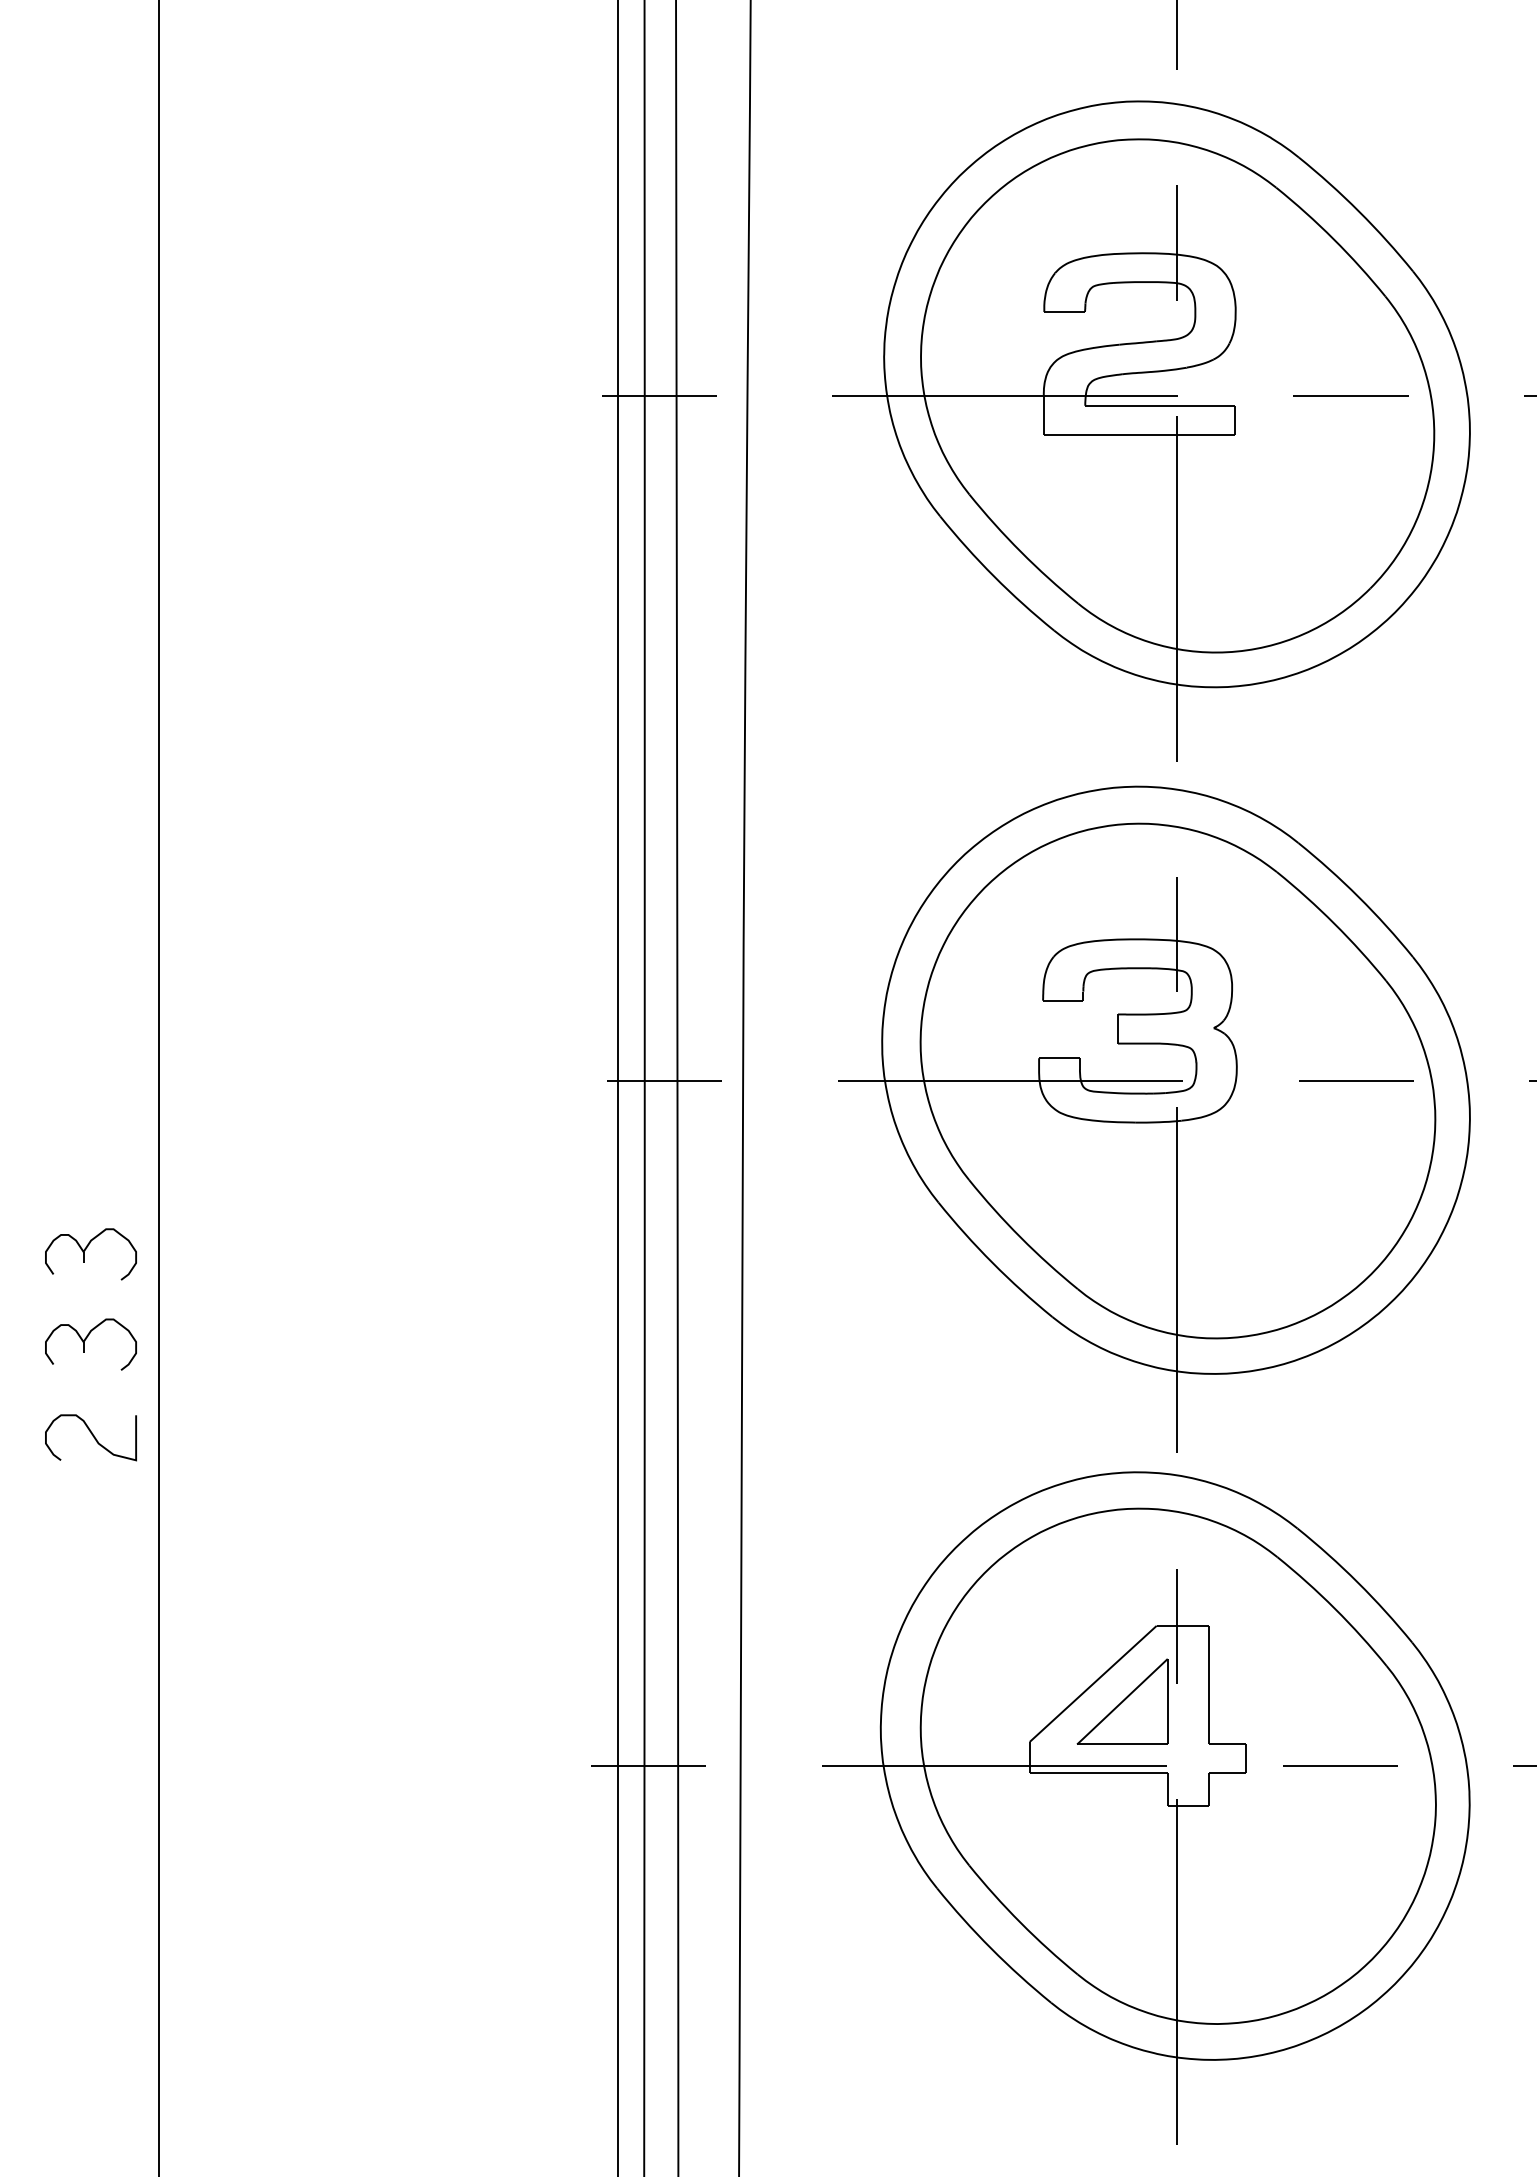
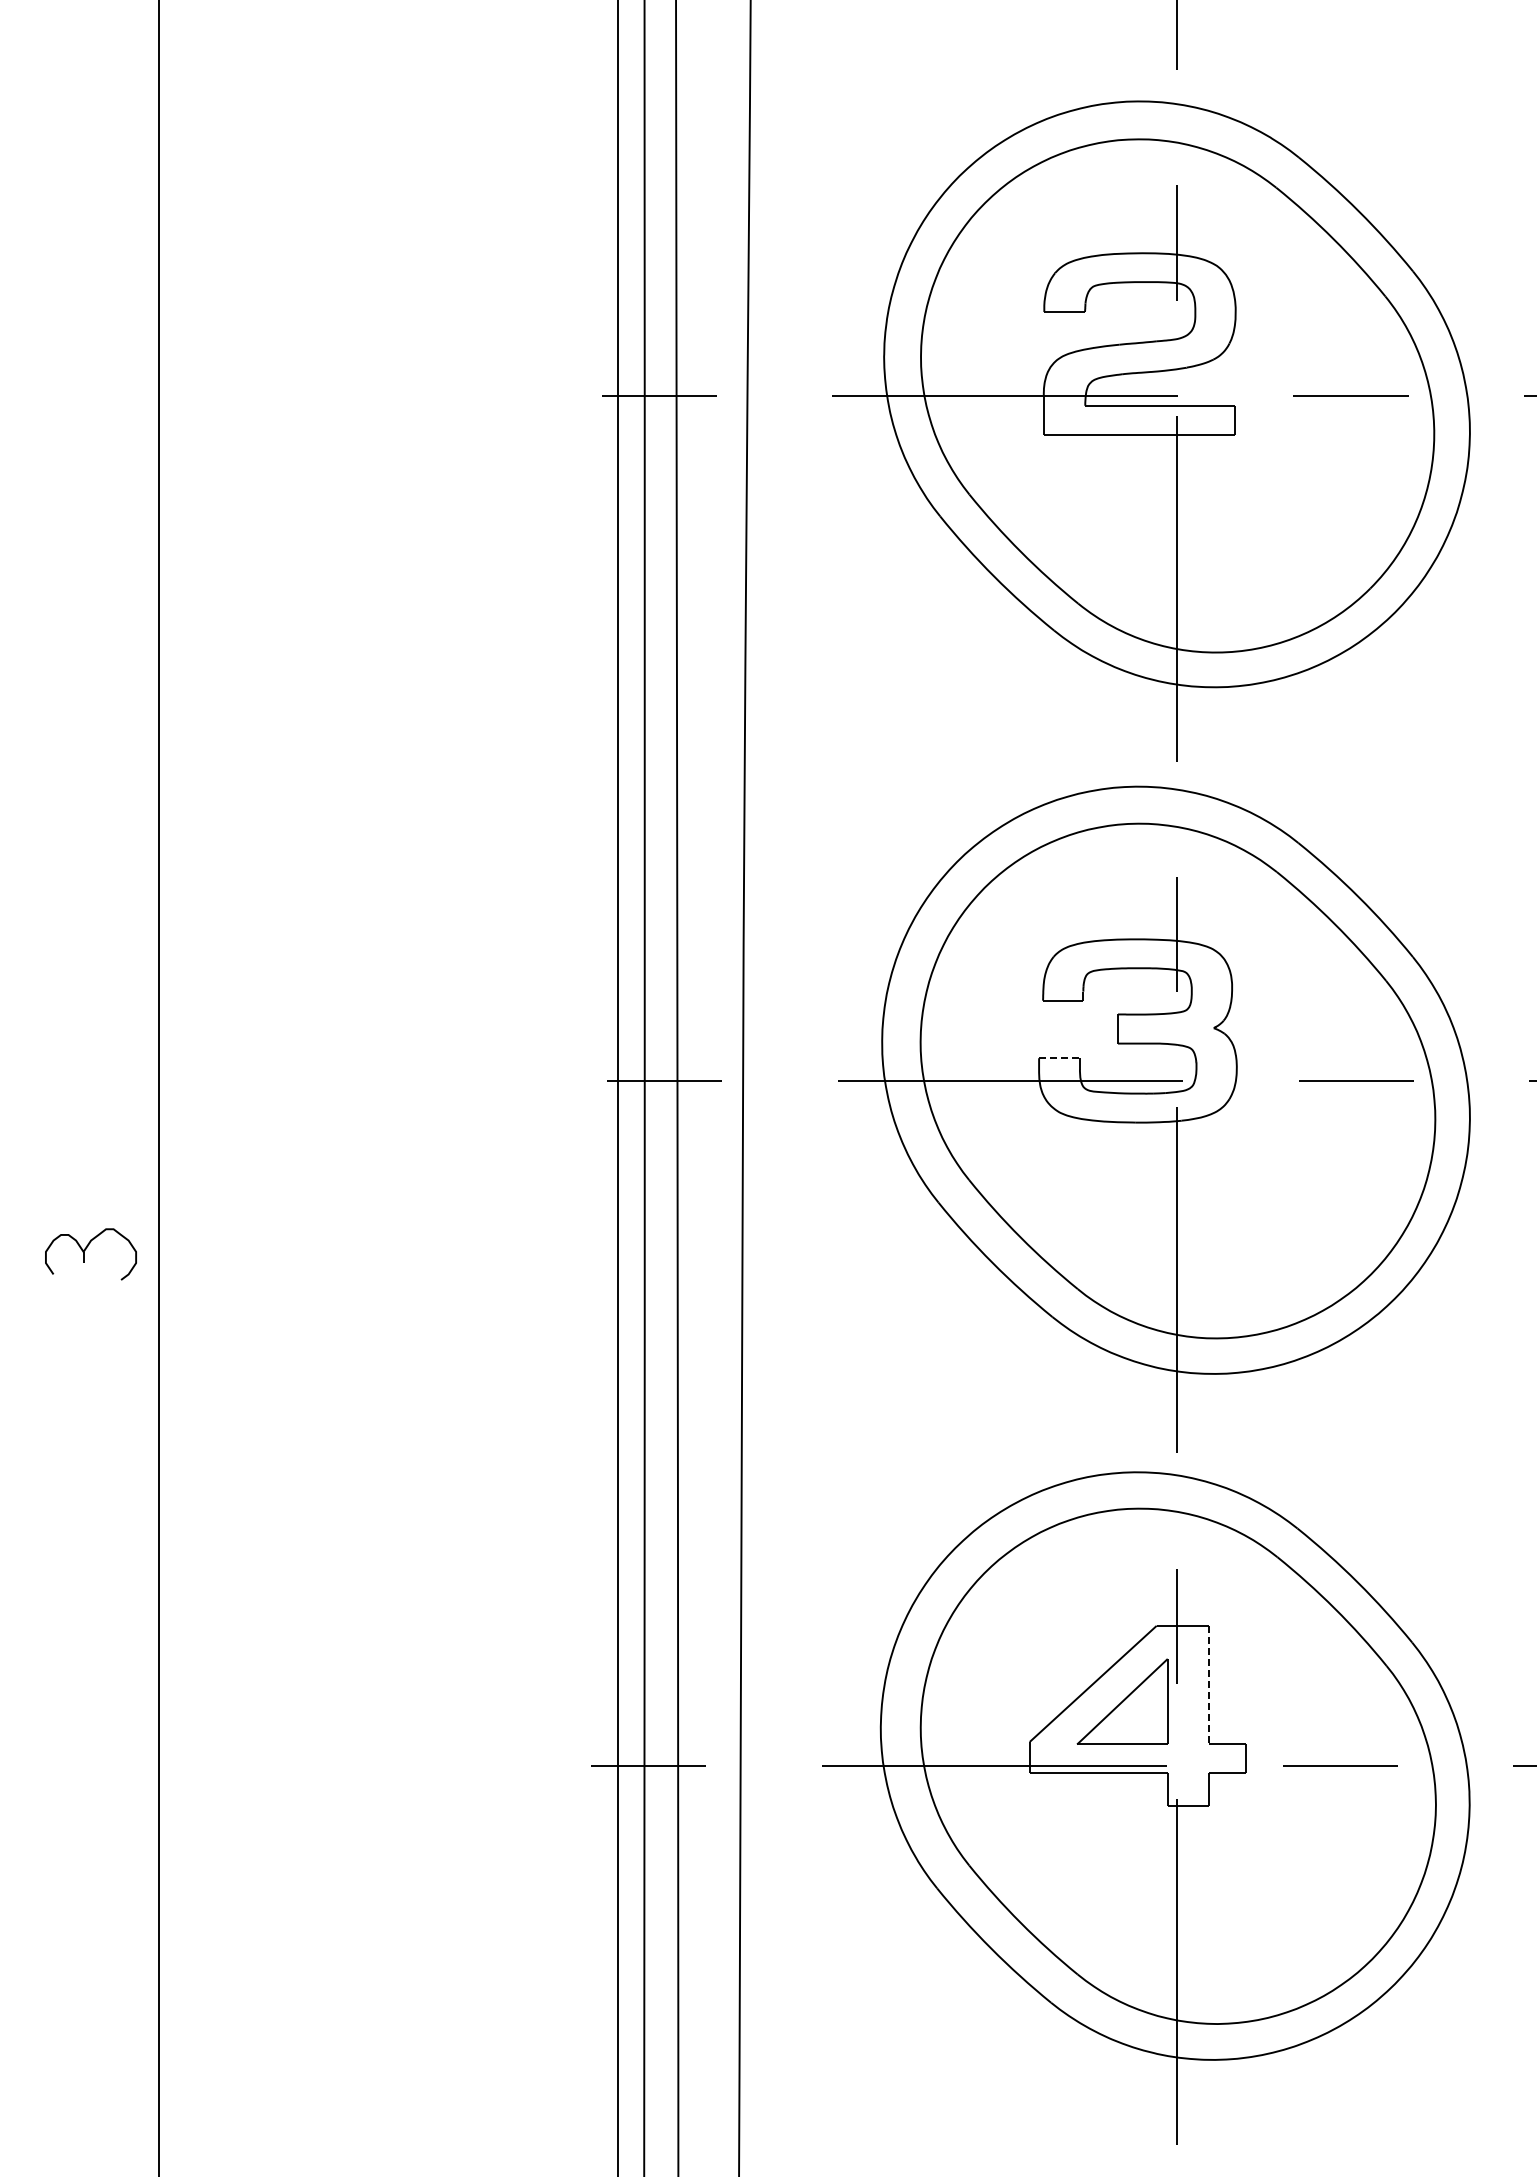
line: solid -> dashed (1060, 1058)
part: present -> none (90, 1344)
curve: present -> none (92, 1436)
line: solid -> dashed (1209, 1685)
